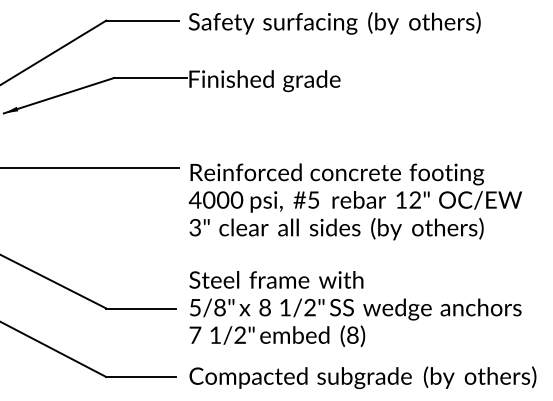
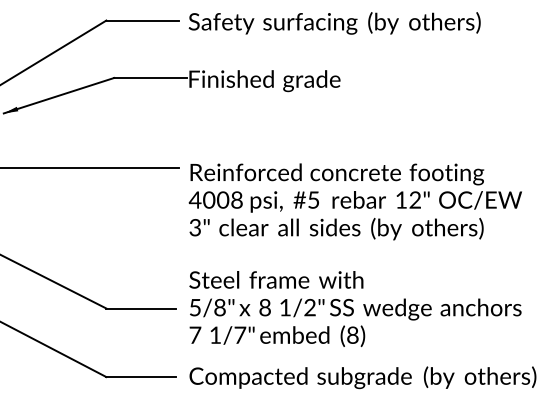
text: 4000 -> 4008 (236, 200)
text: 1/2" -> 1/7" (240, 334)
